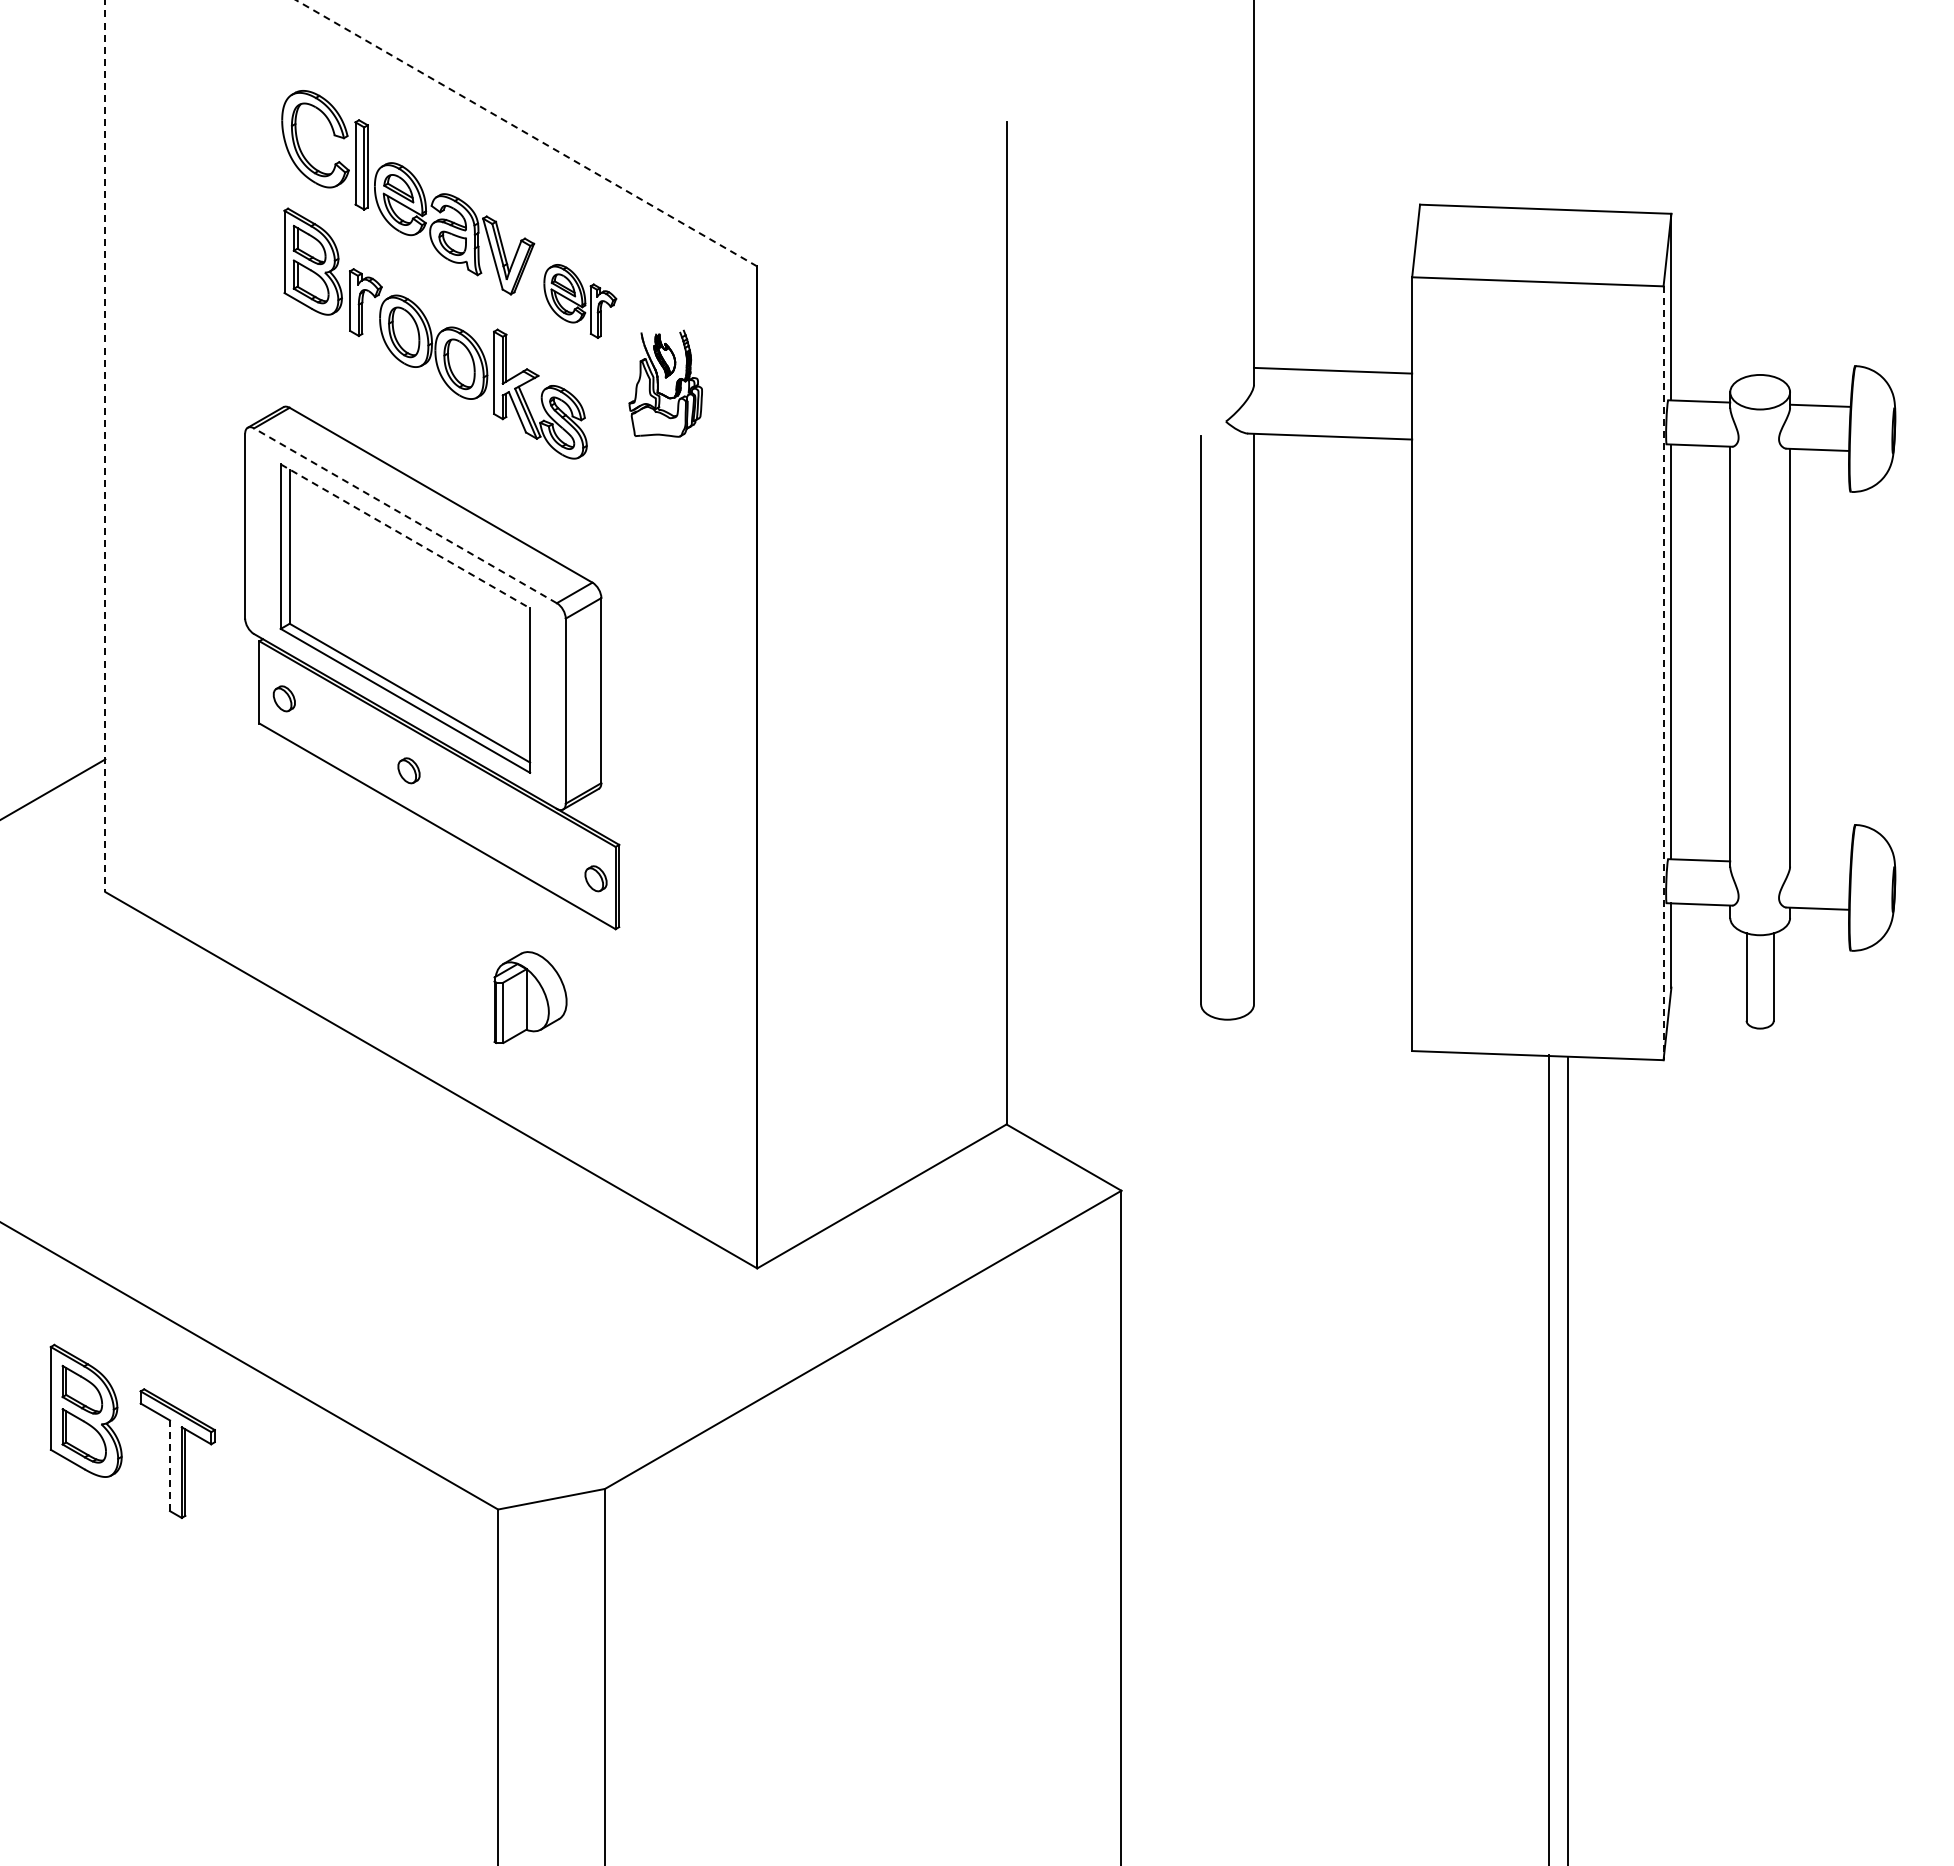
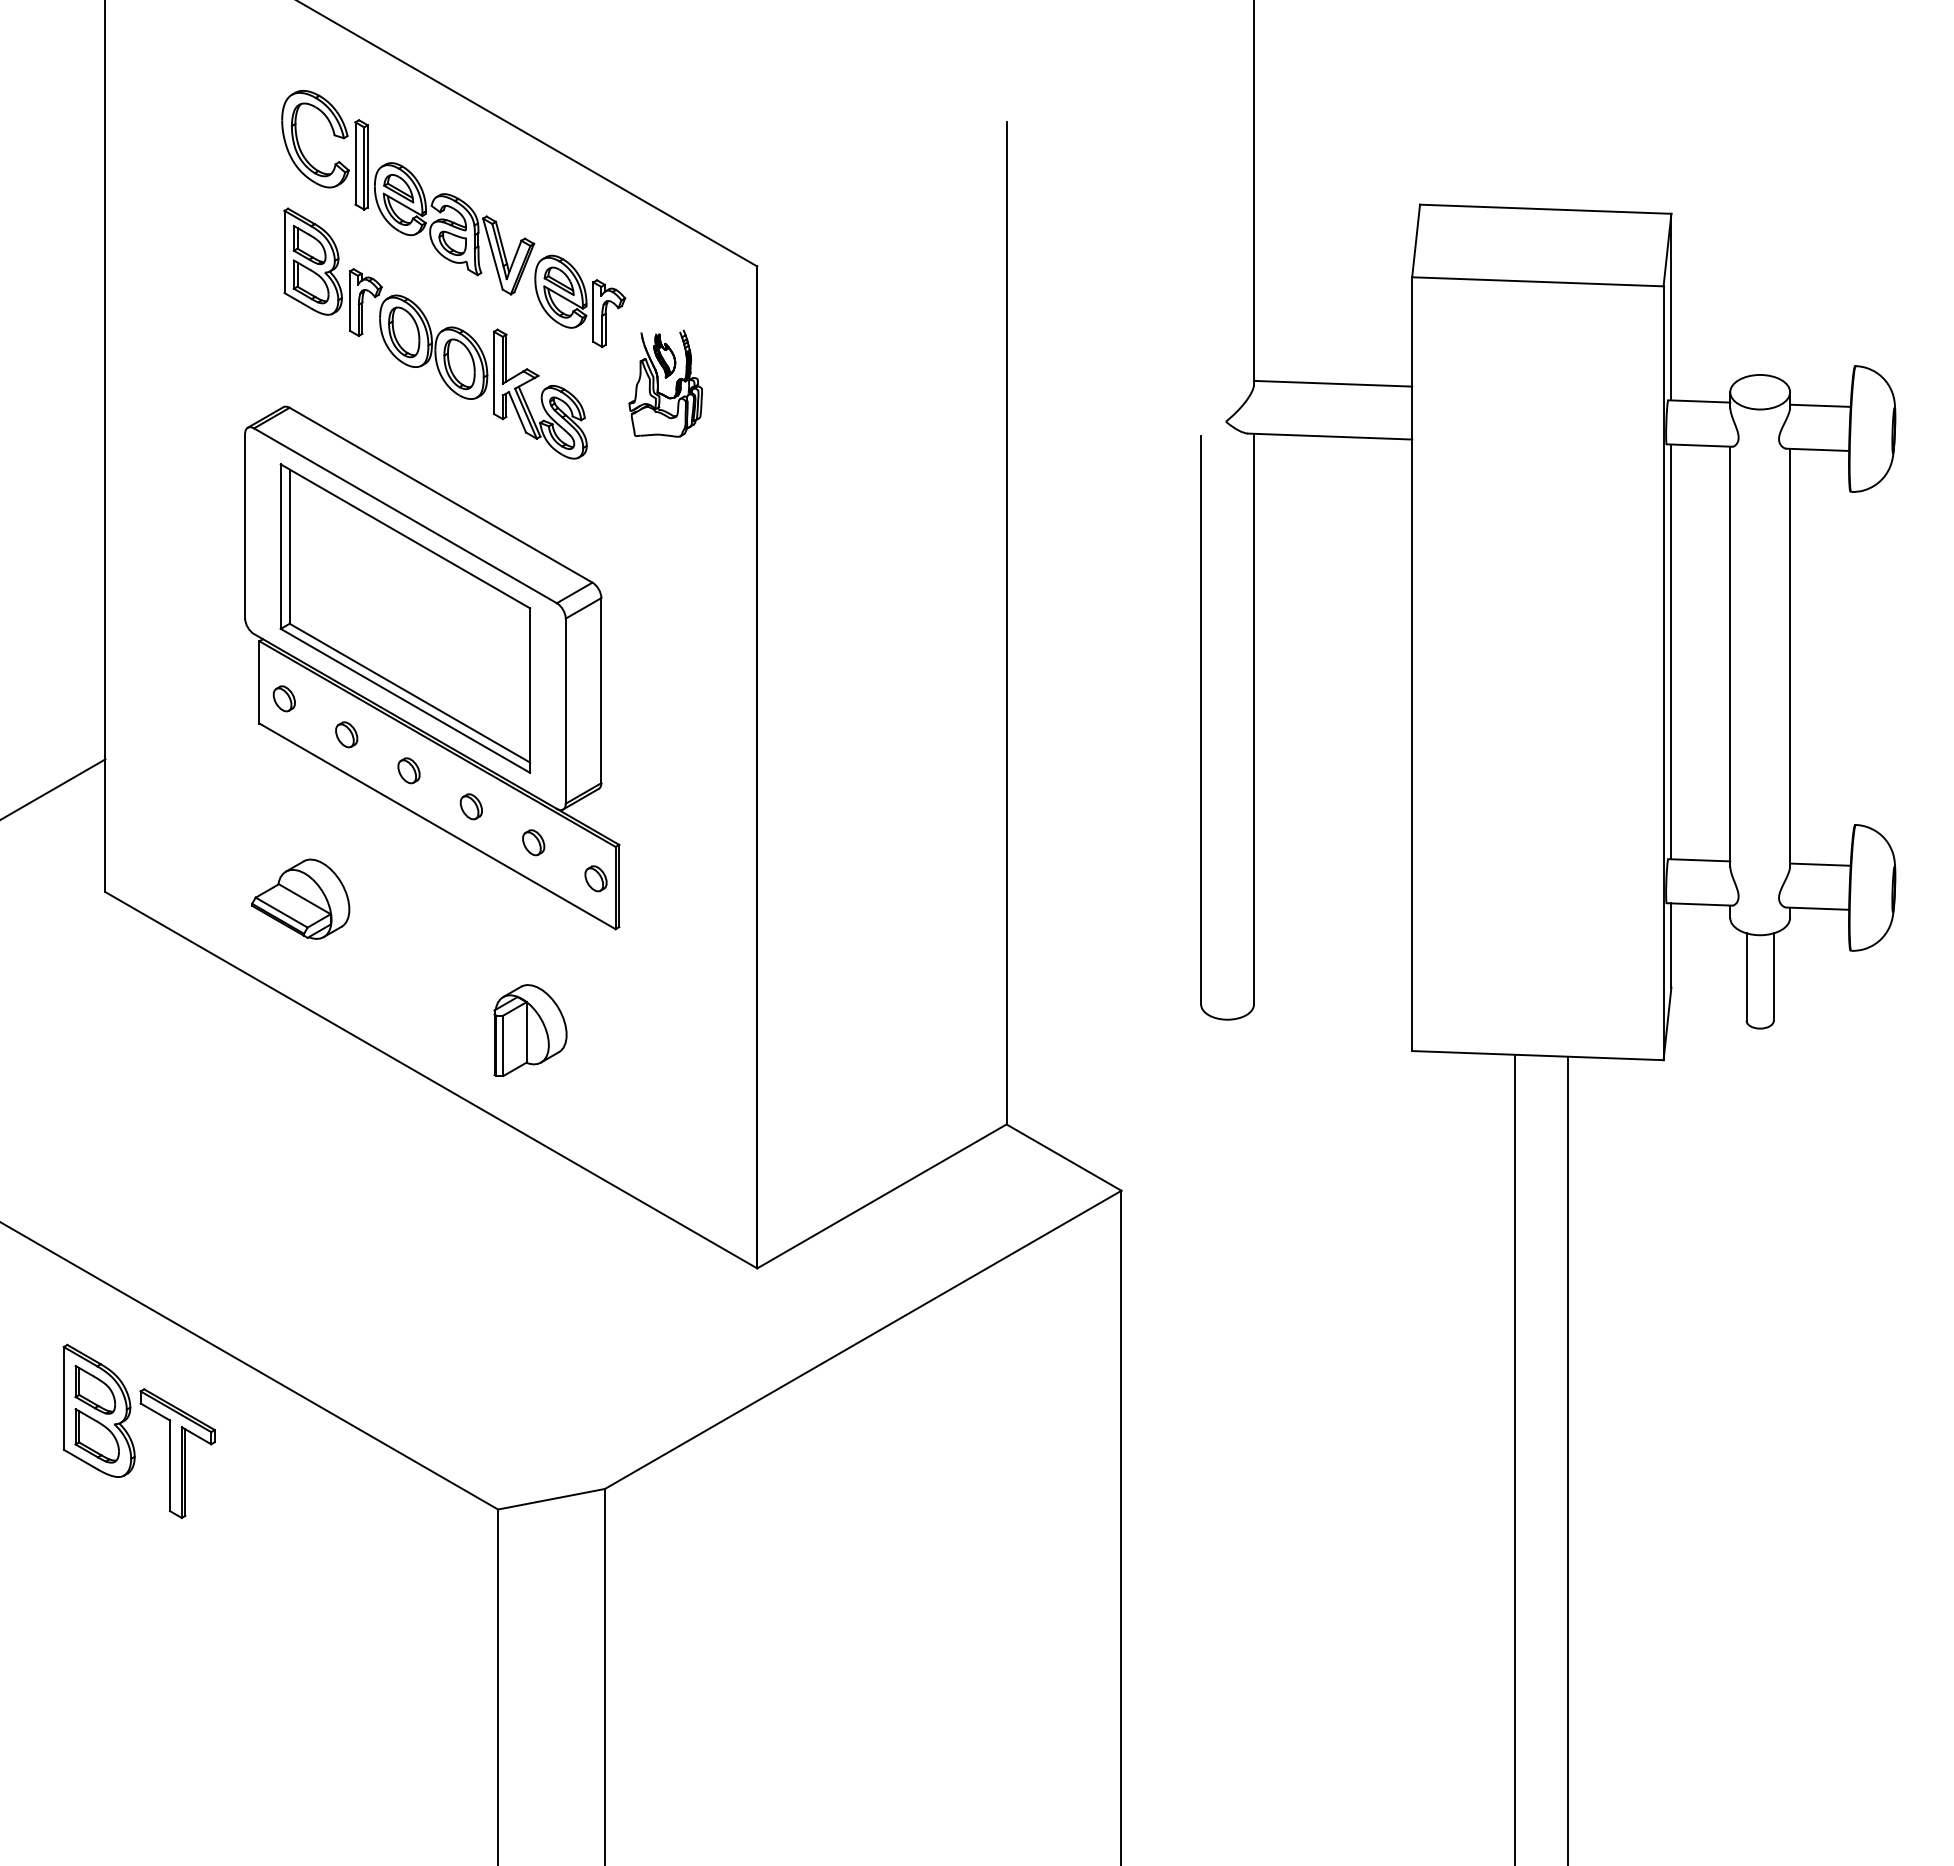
line: dashed -> solid (526, 133)
part size: 75x75 px -> 93x95 px (580, 301)
line position: (1333, 370) -> (1333, 383) (1333, 383)
line: dashed -> solid (105, 446)
line: dashed -> solid (405, 515)
line: dashed -> solid (405, 536)
line: dashed -> solid (1663, 673)
part: none -> present (346, 734)
part: none -> present (470, 806)
part: none -> present (533, 842)
line: none -> present (1820, 864)
part: none -> present (300, 898)
part position: (530, 997) -> (530, 1030) (530, 1030)
part position: (85, 1410) -> (98, 1410) (98, 1410)
line position: (1549, 1458) -> (1515, 1458) (1515, 1458)
line: dashed -> solid (170, 1465)
